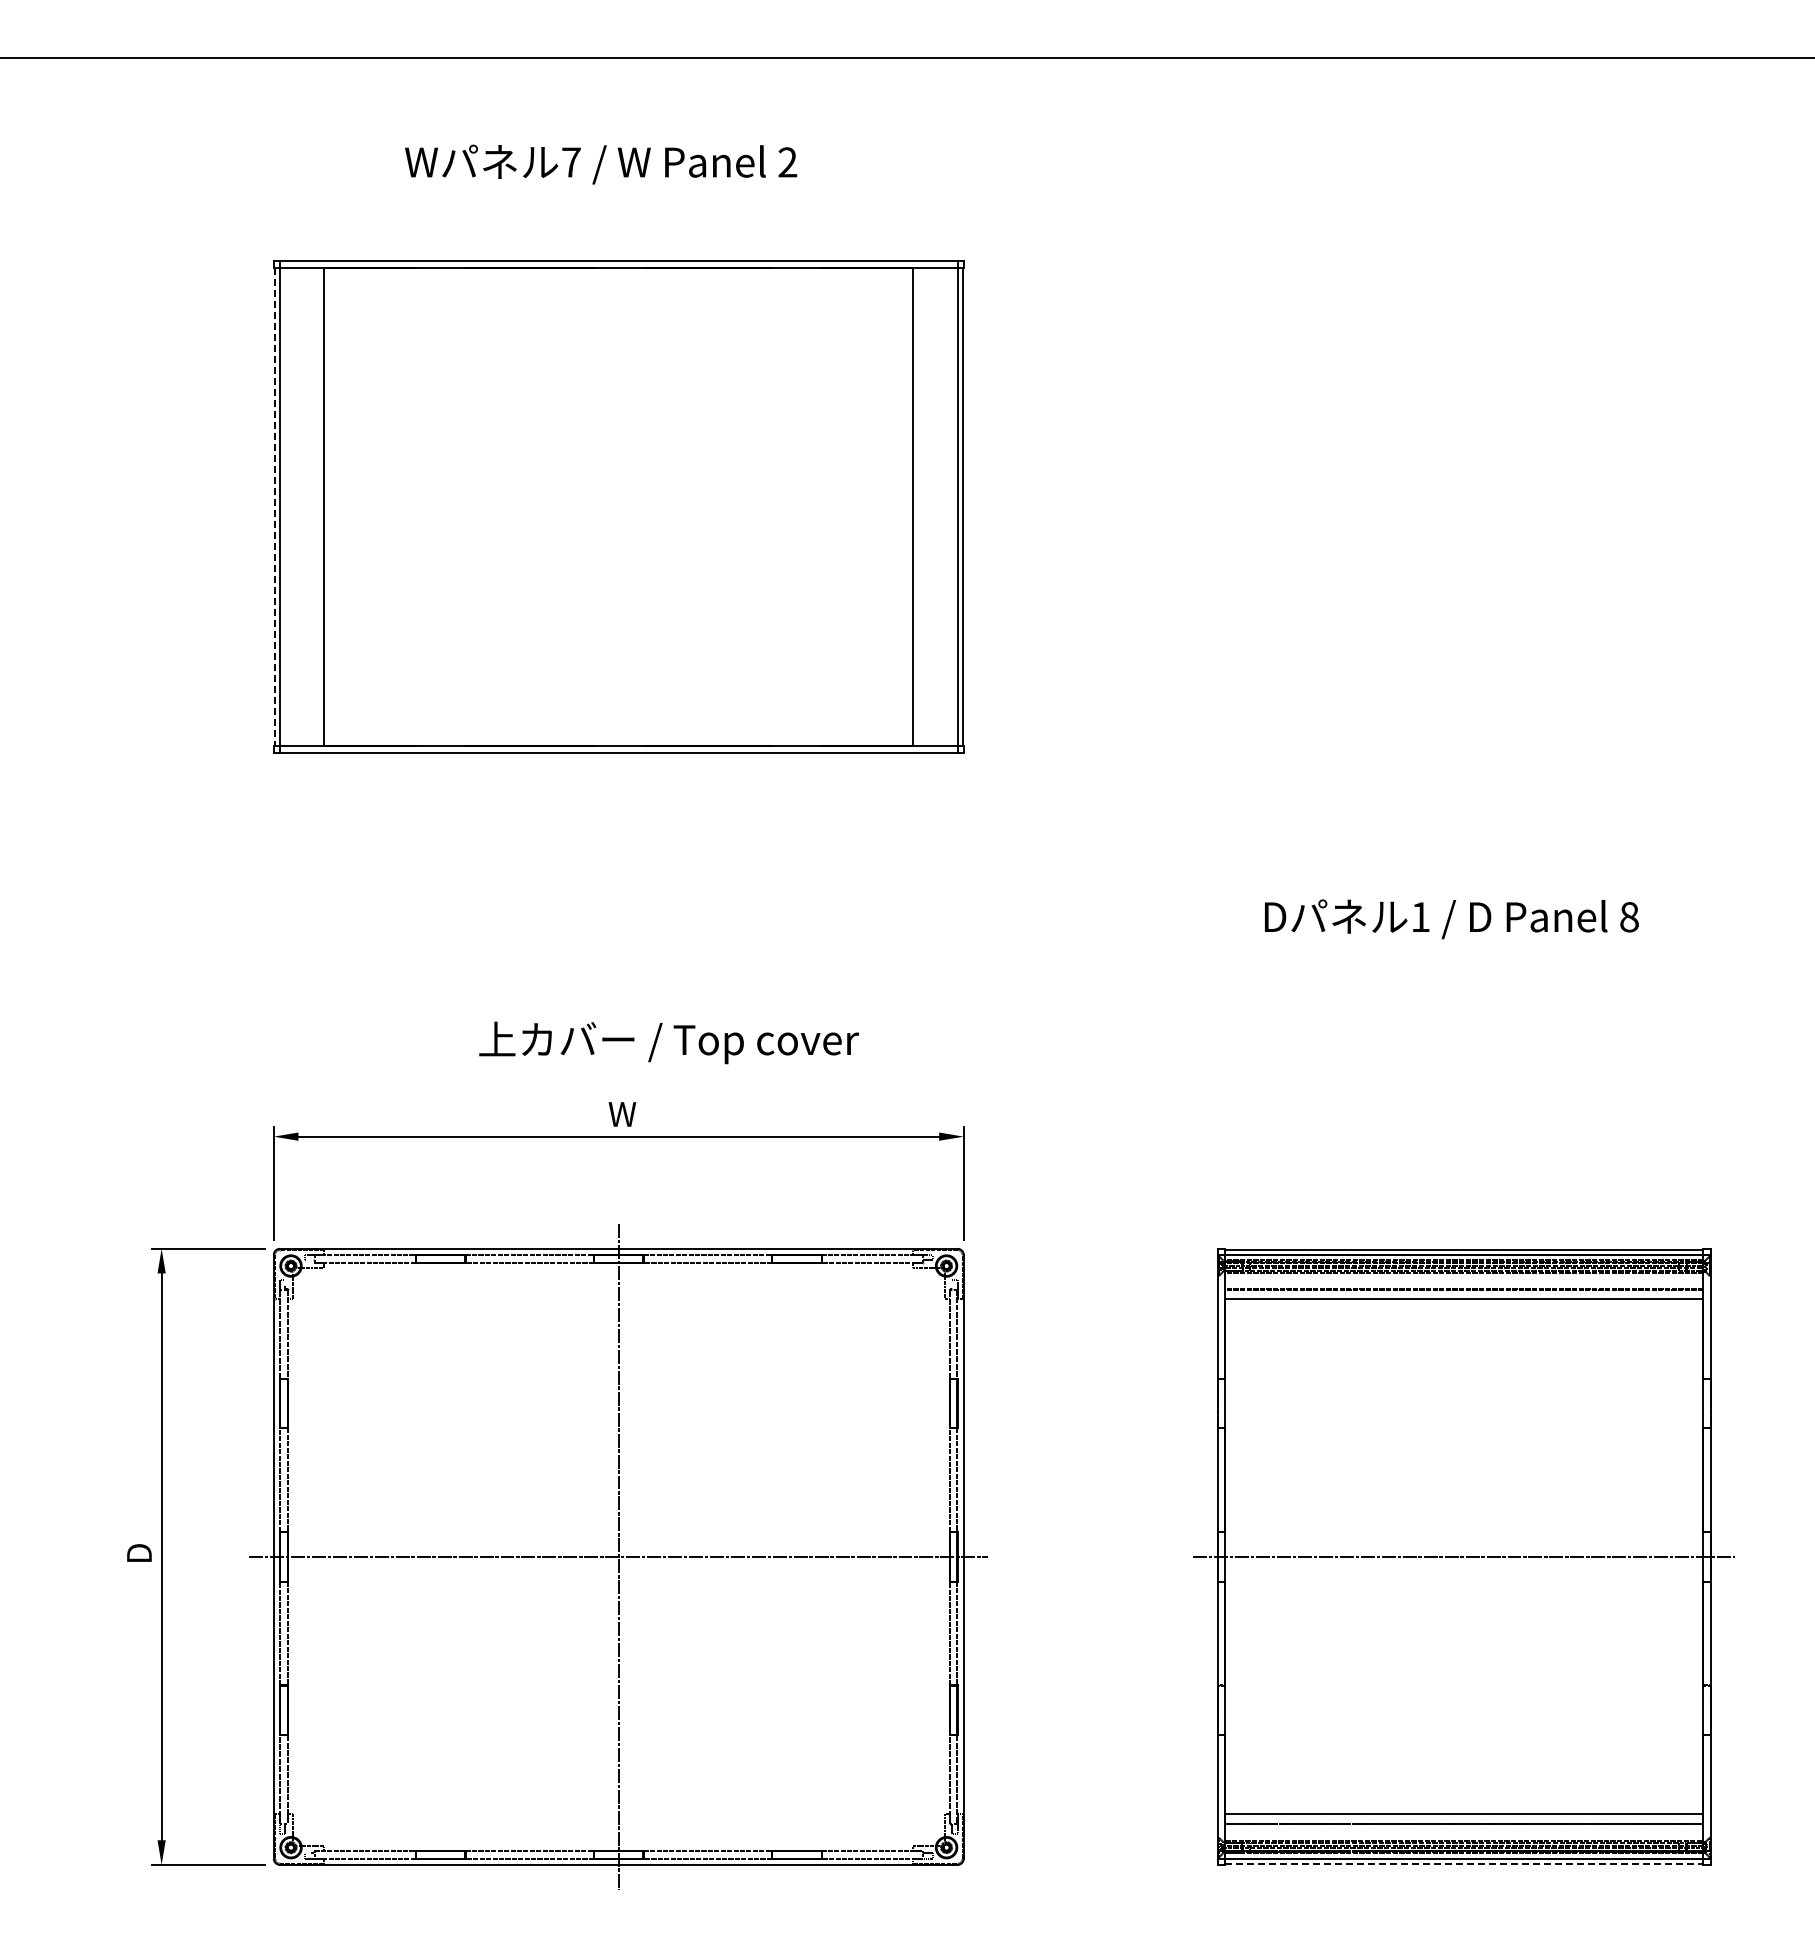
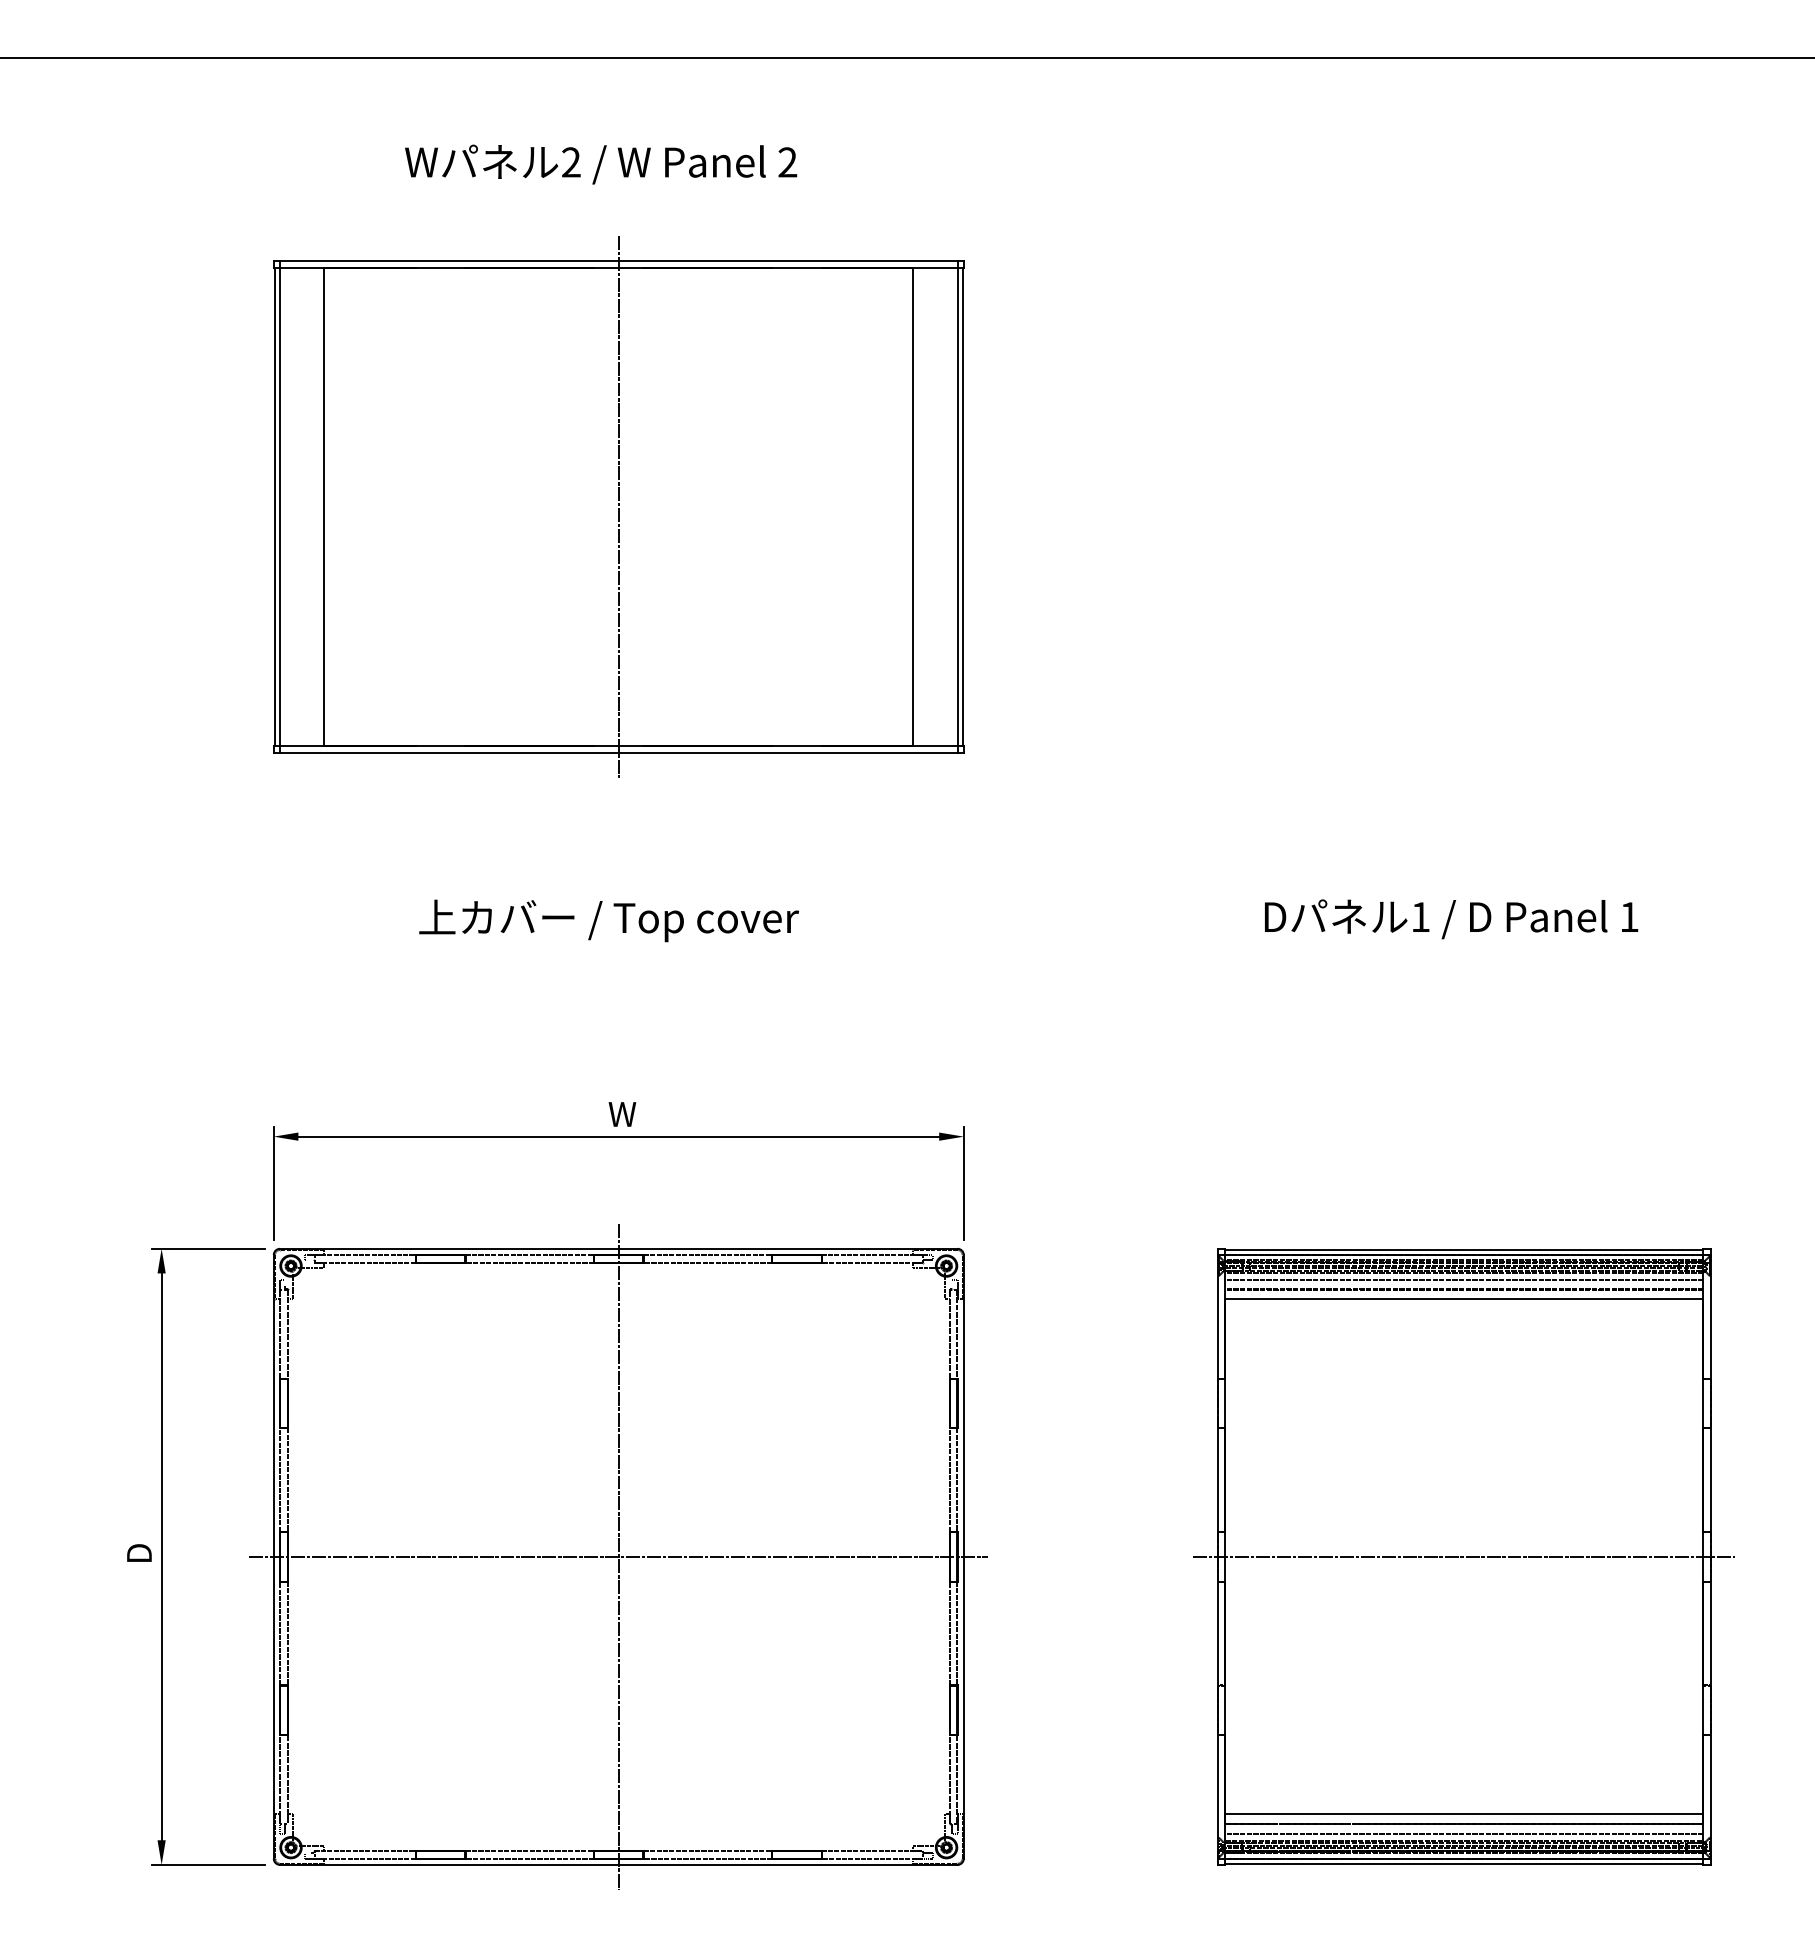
text: 7 -> 2 (571, 162)
line: none -> present (618, 506)
line: dashed -> solid (275, 507)
text: 8 -> 1 (1629, 917)
text position: (669, 1042) -> (609, 920) (609, 920)
line: none -> present (1464, 1279)
line: none -> present (1464, 1834)
line: dashed -> solid (1464, 1863)
